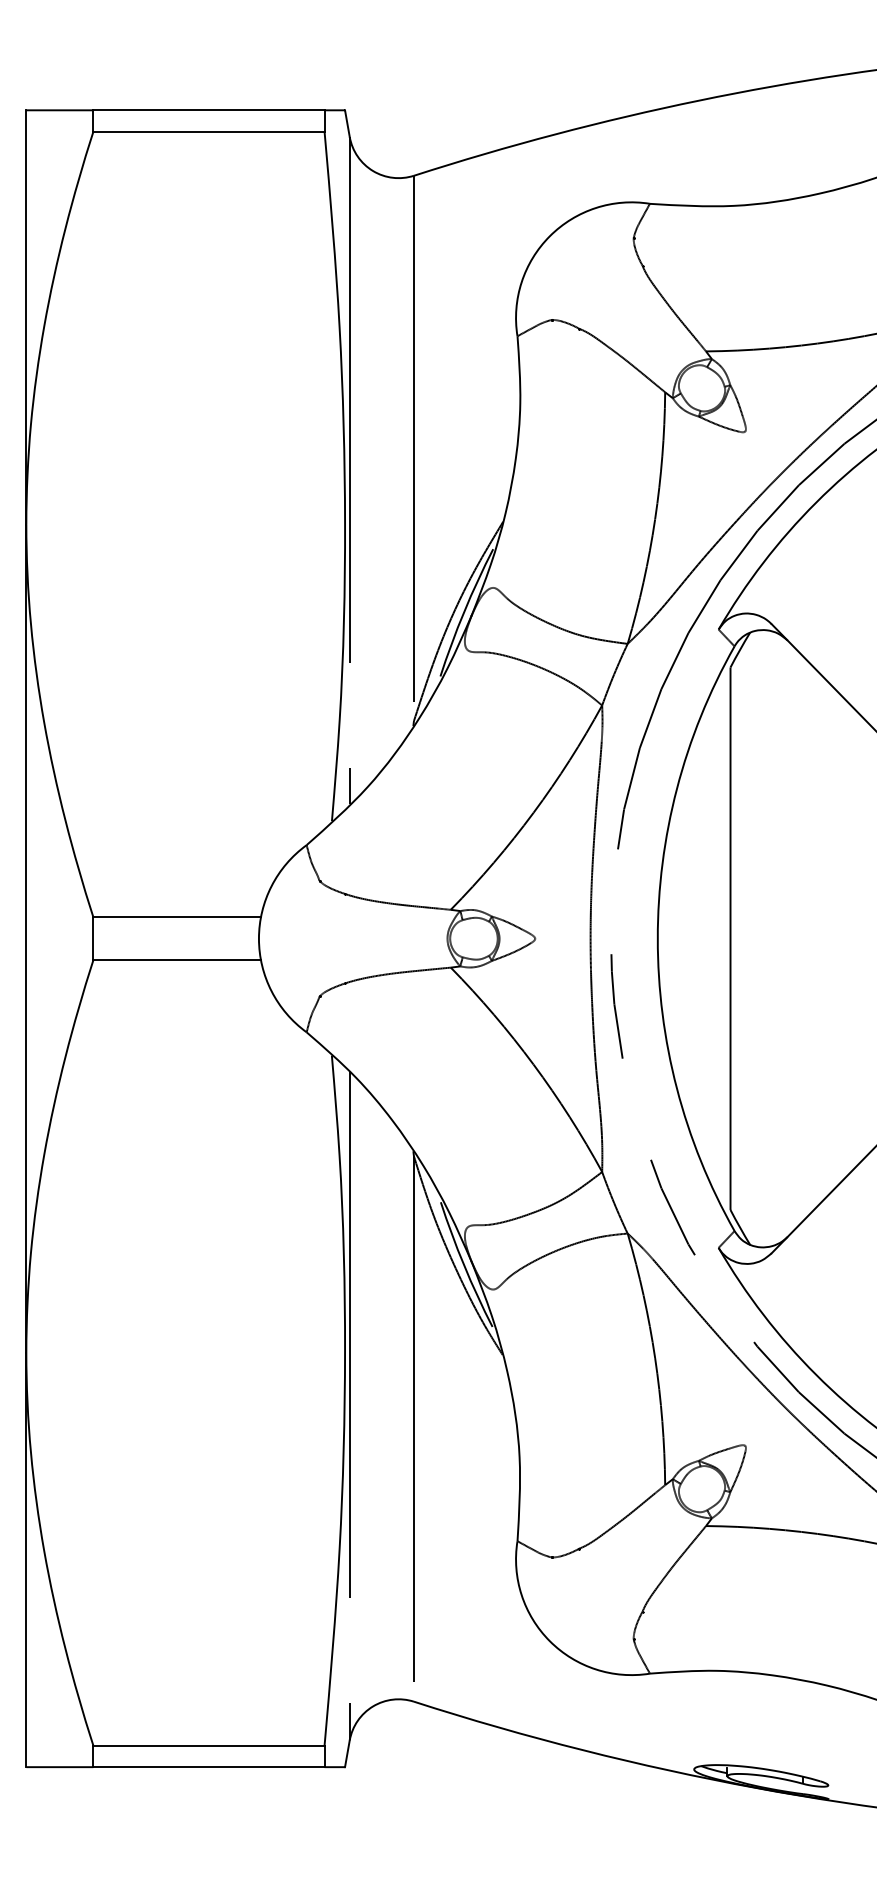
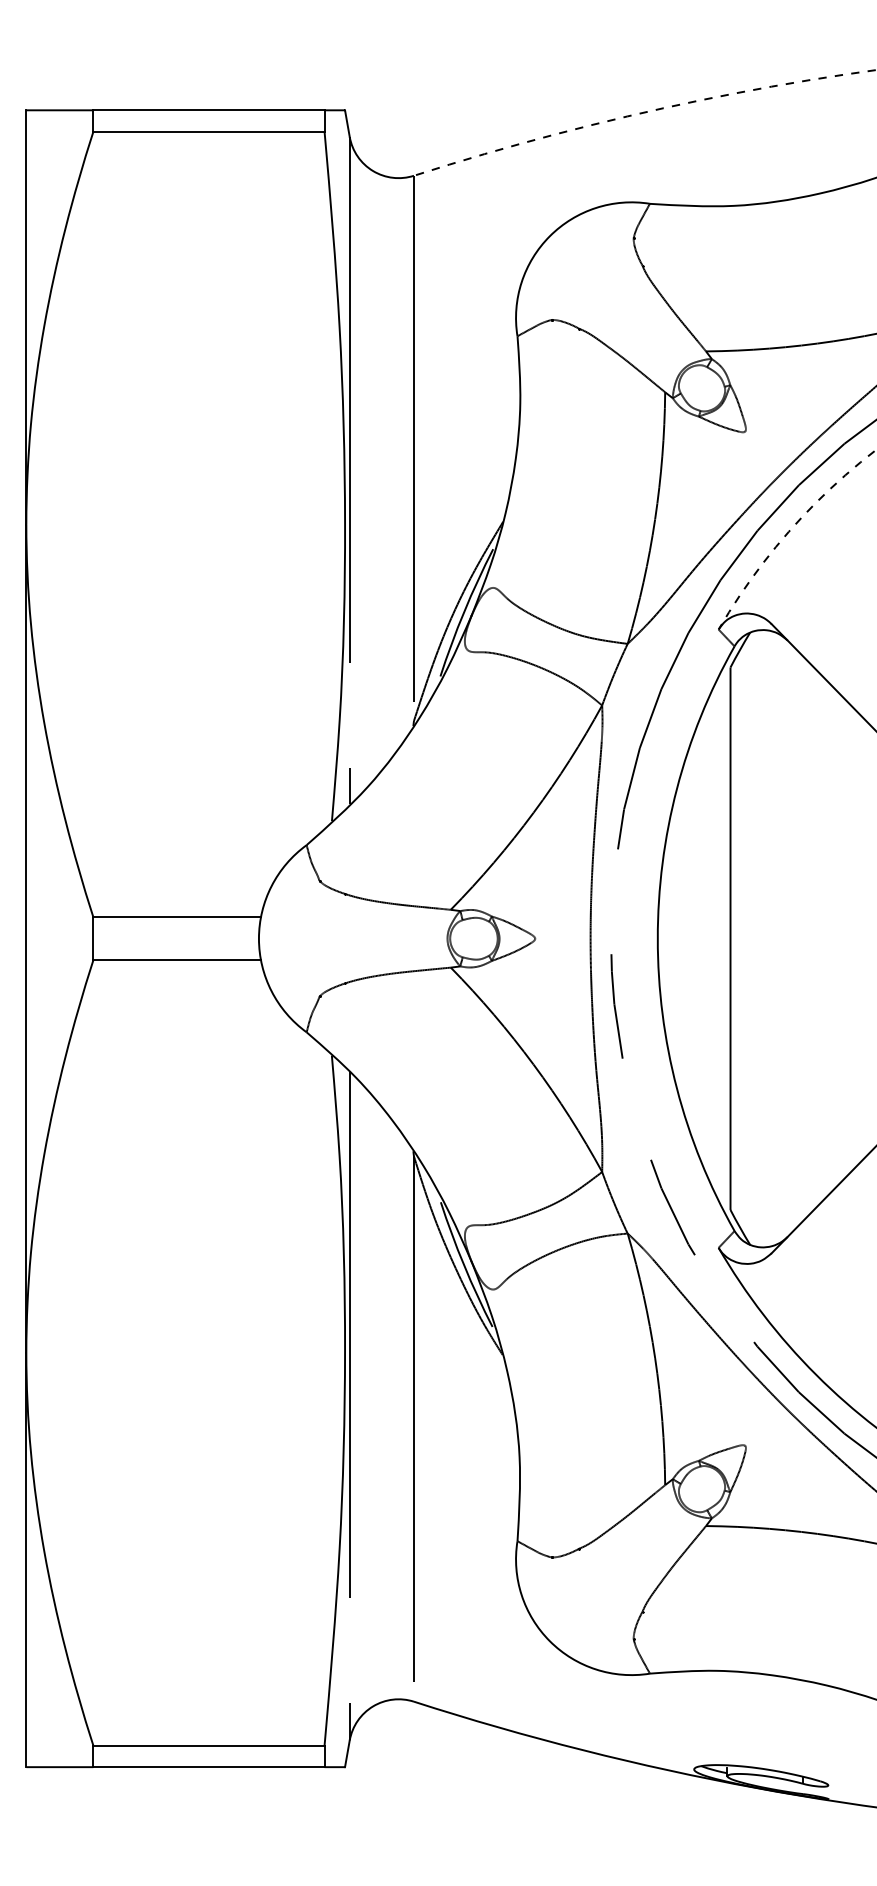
arc: solid -> dashed (642, 112)
arc: solid -> dashed (788, 531)
